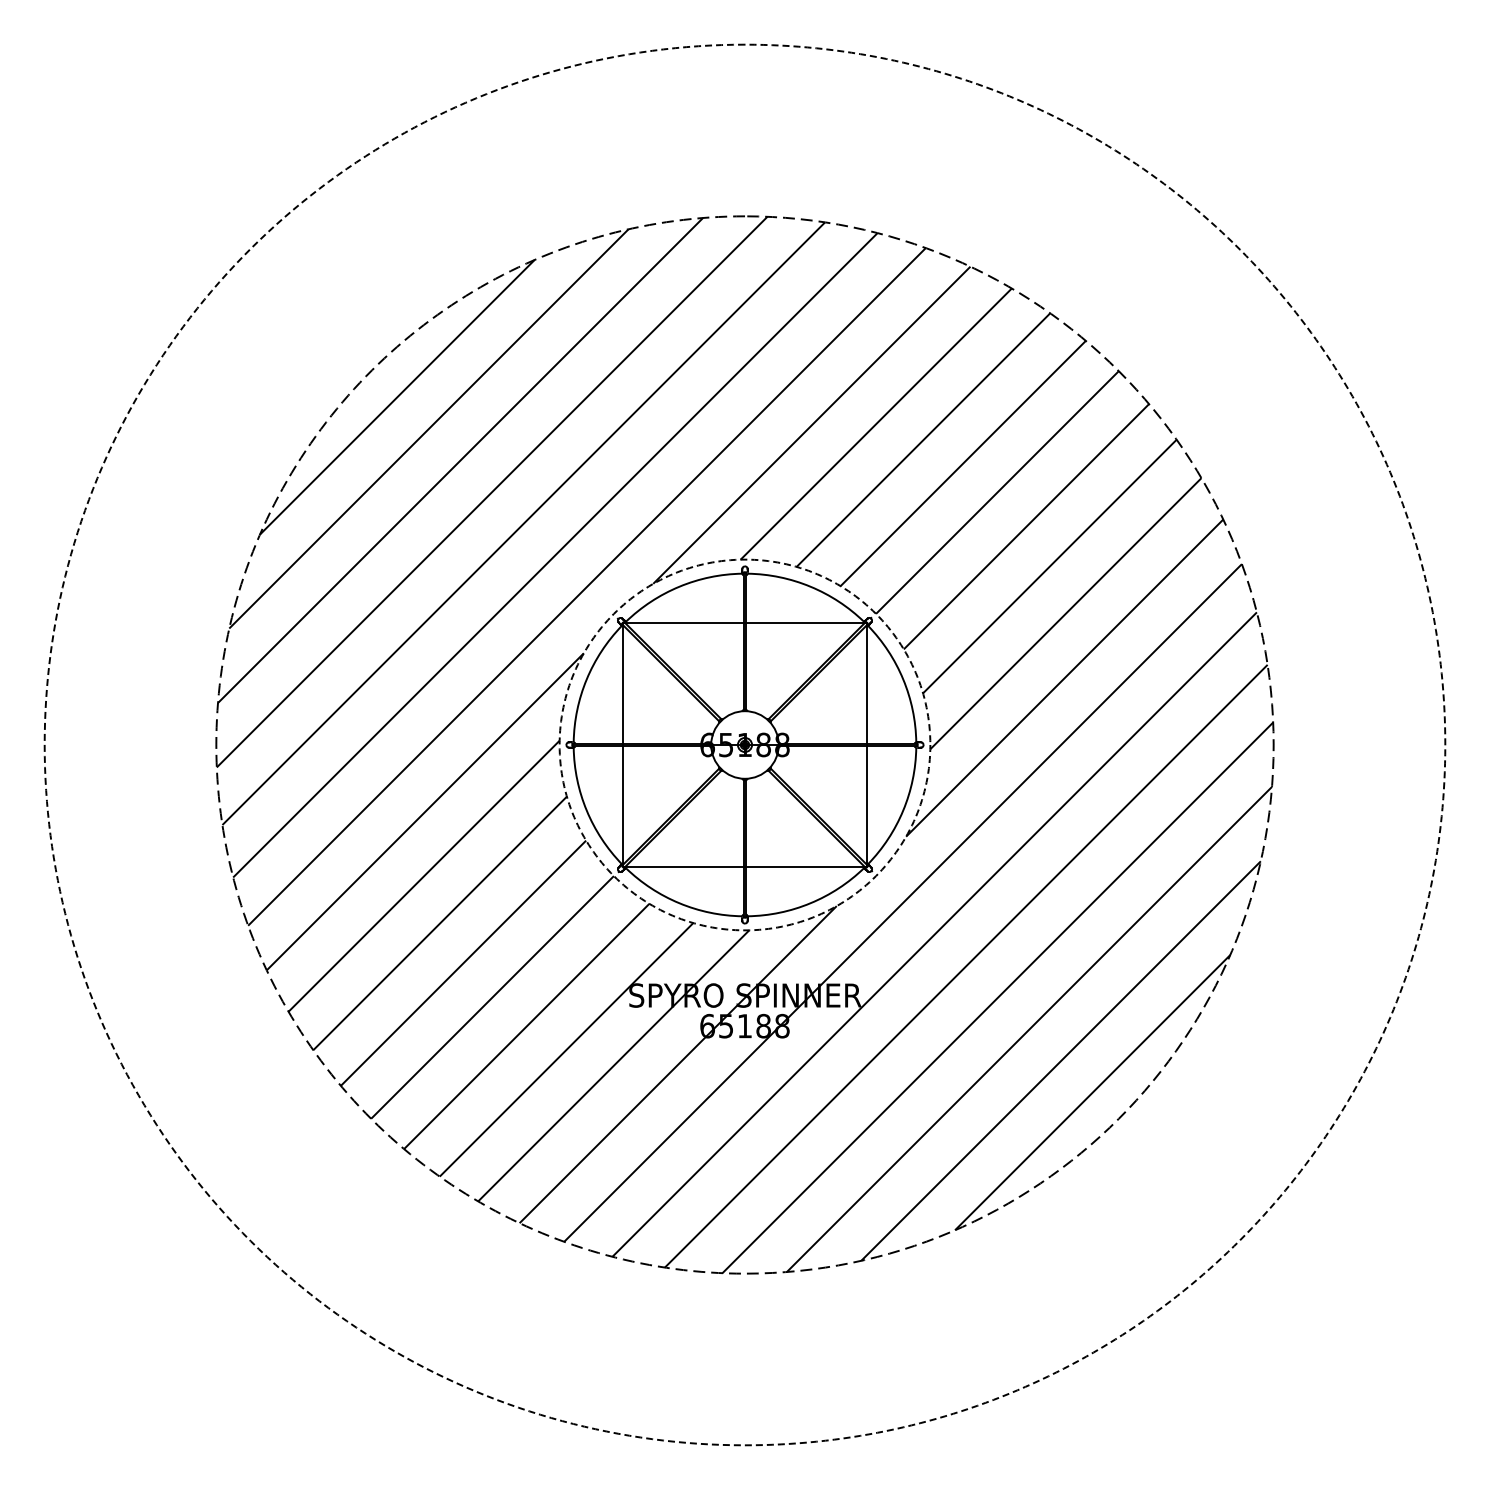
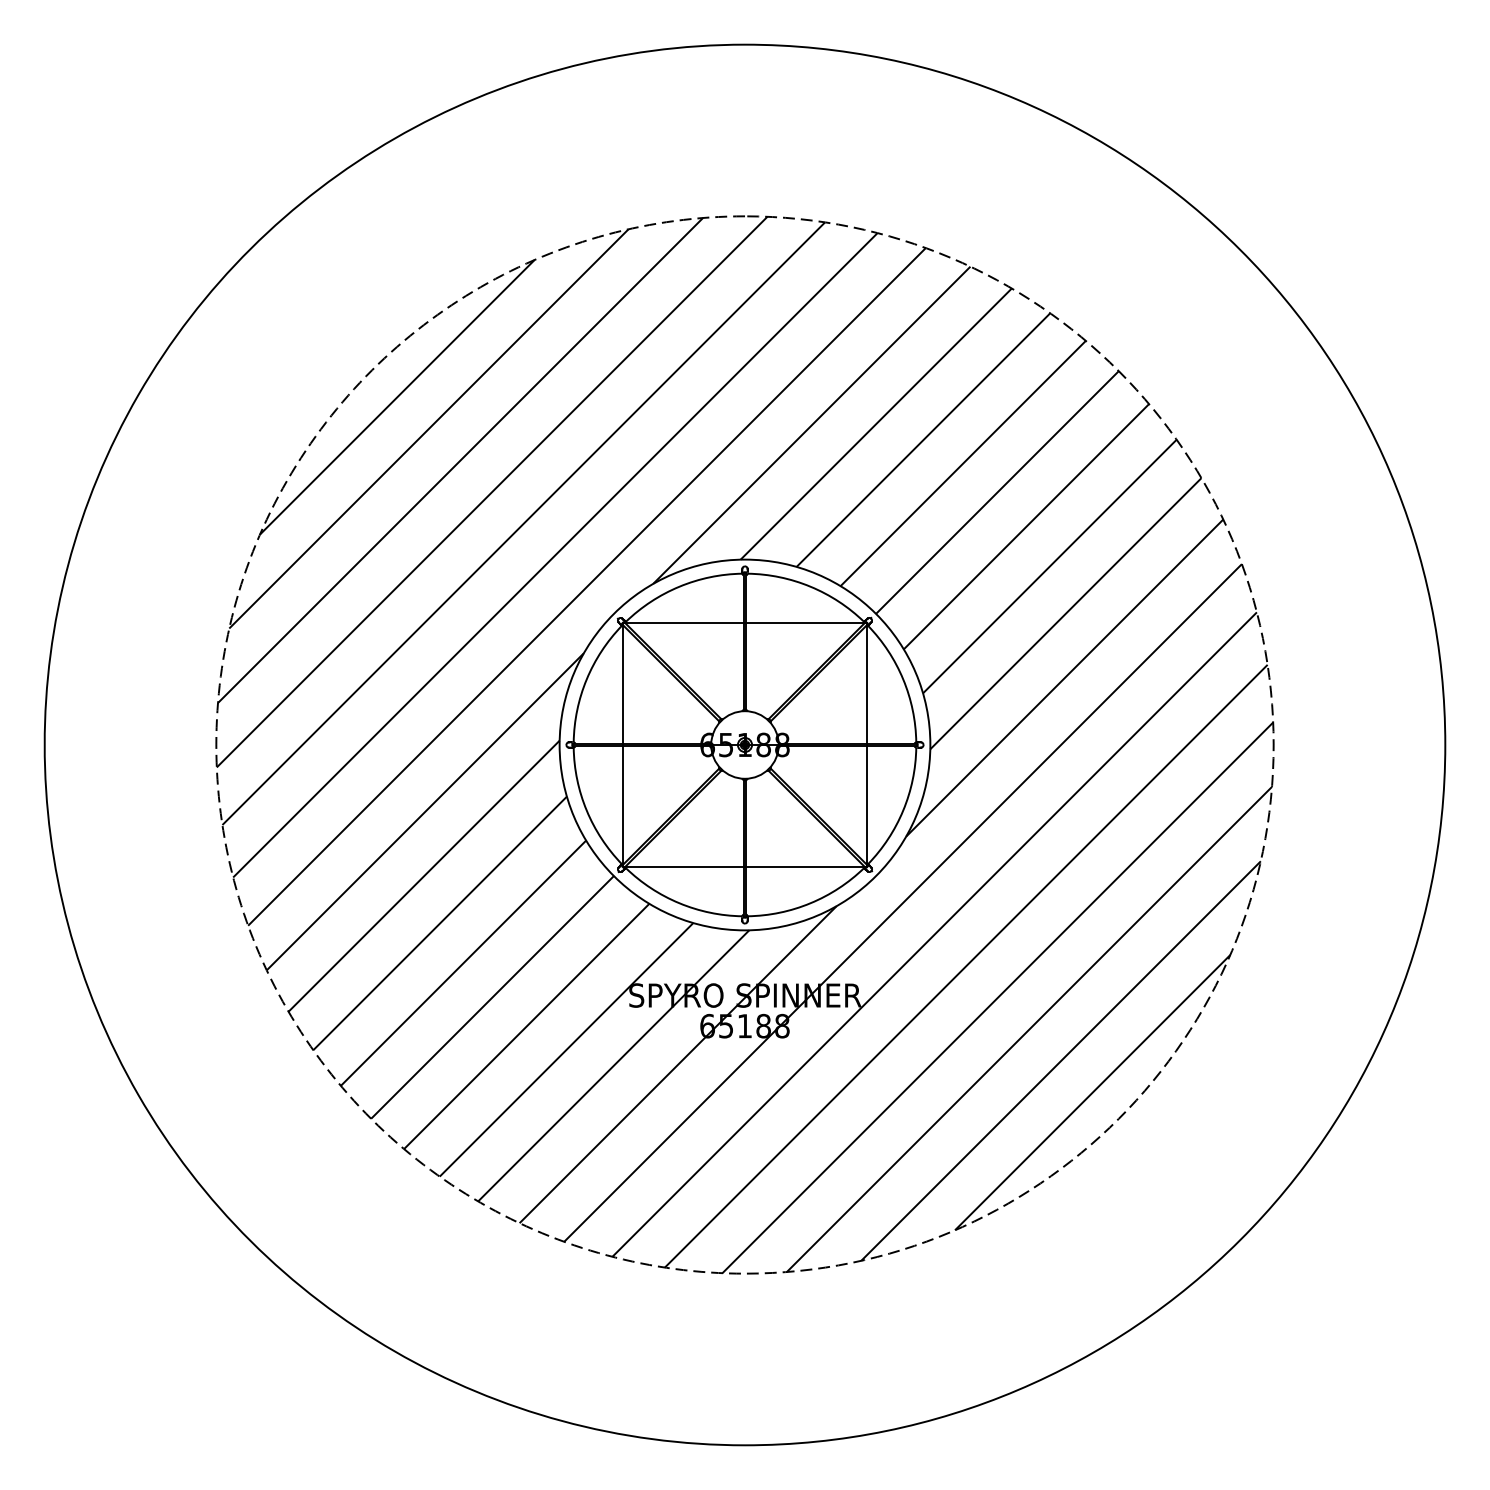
circle: dashed -> solid (744, 744)
line: dashed -> solid (766, 1444)
